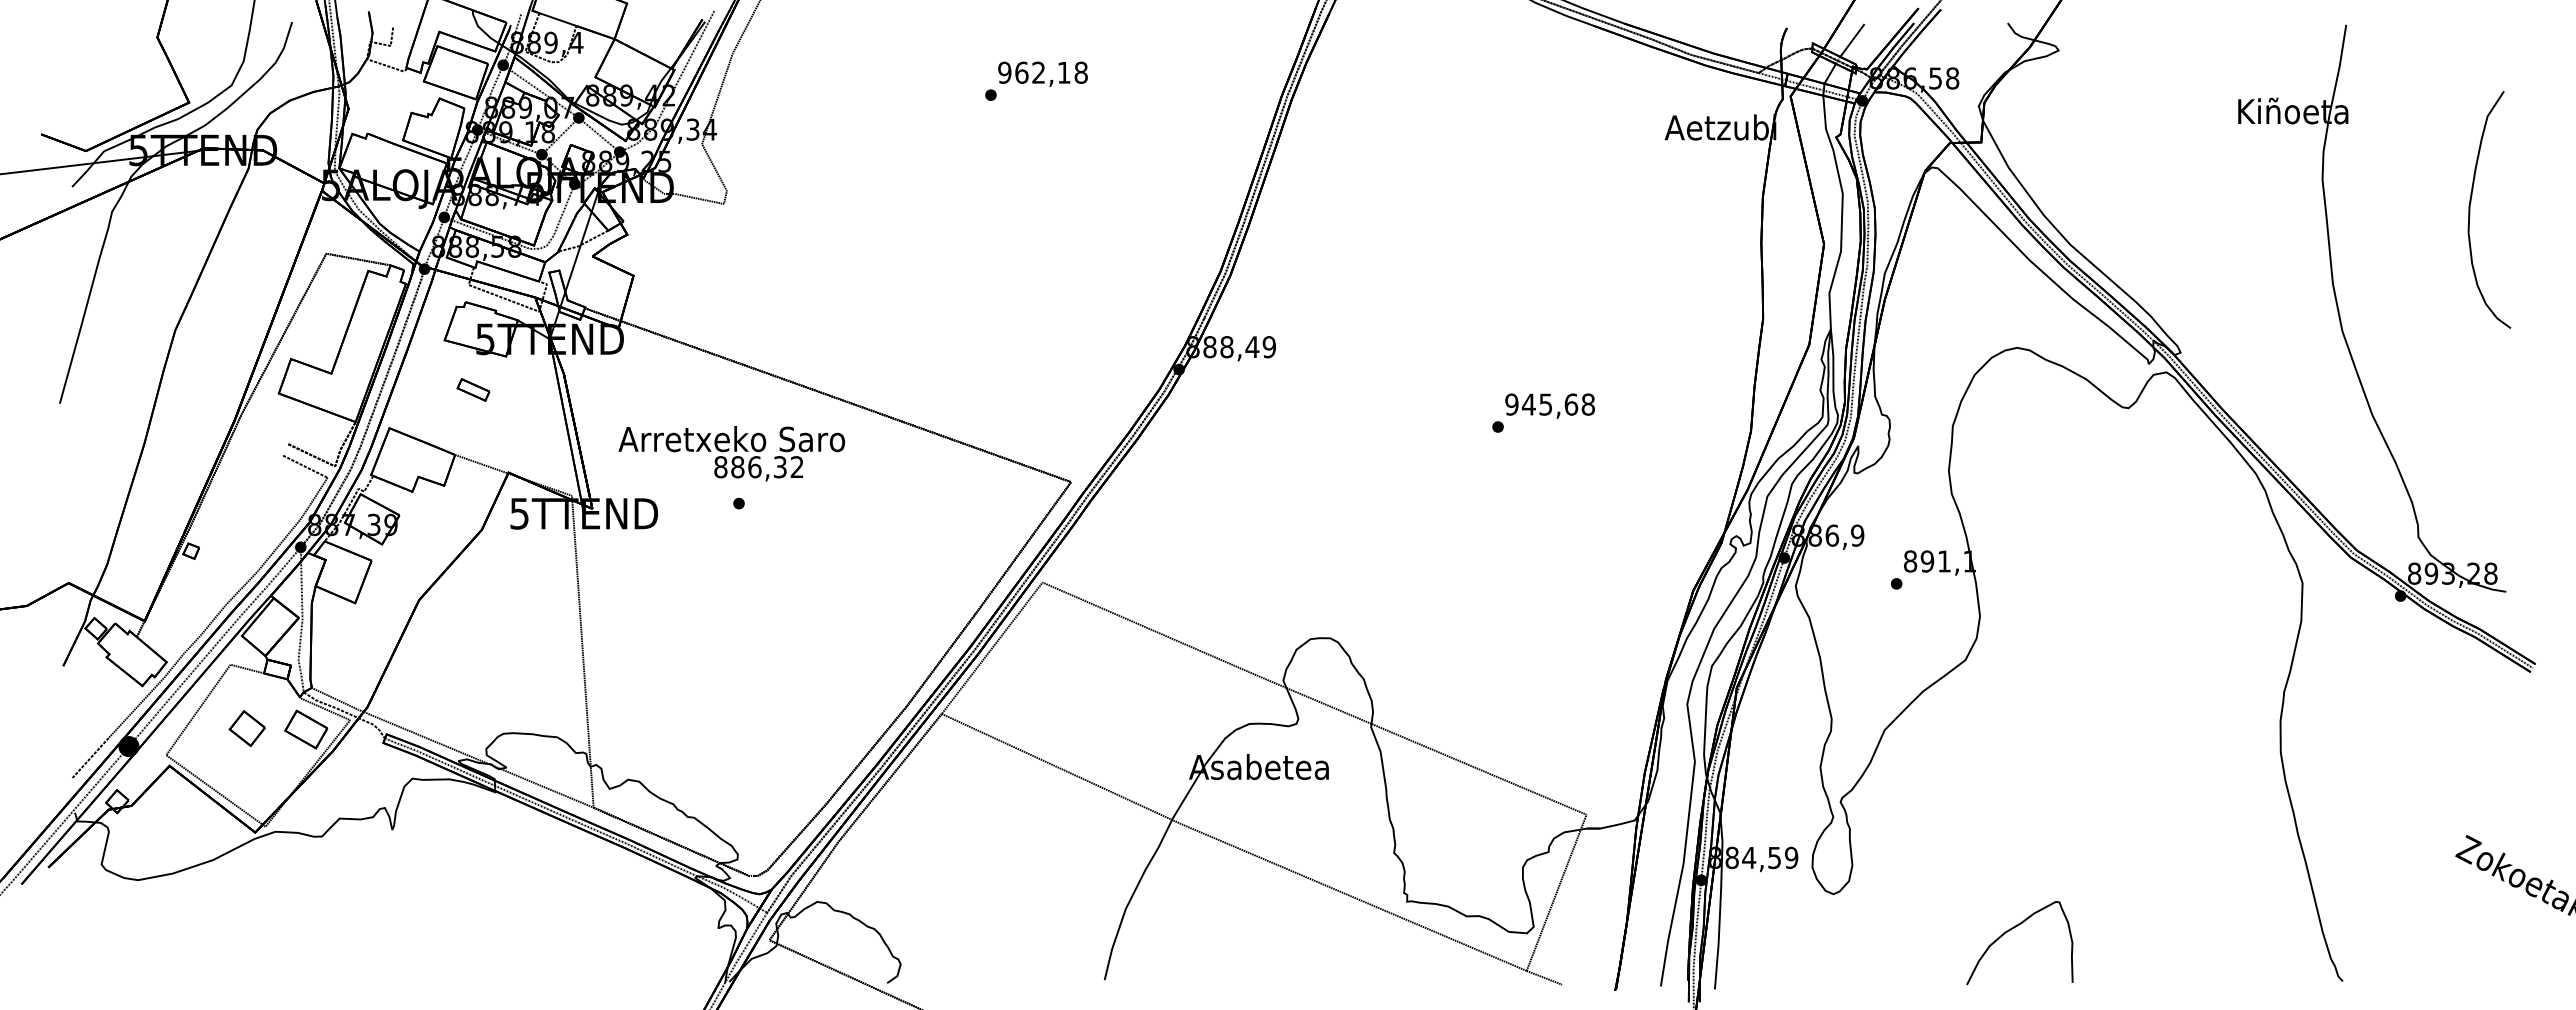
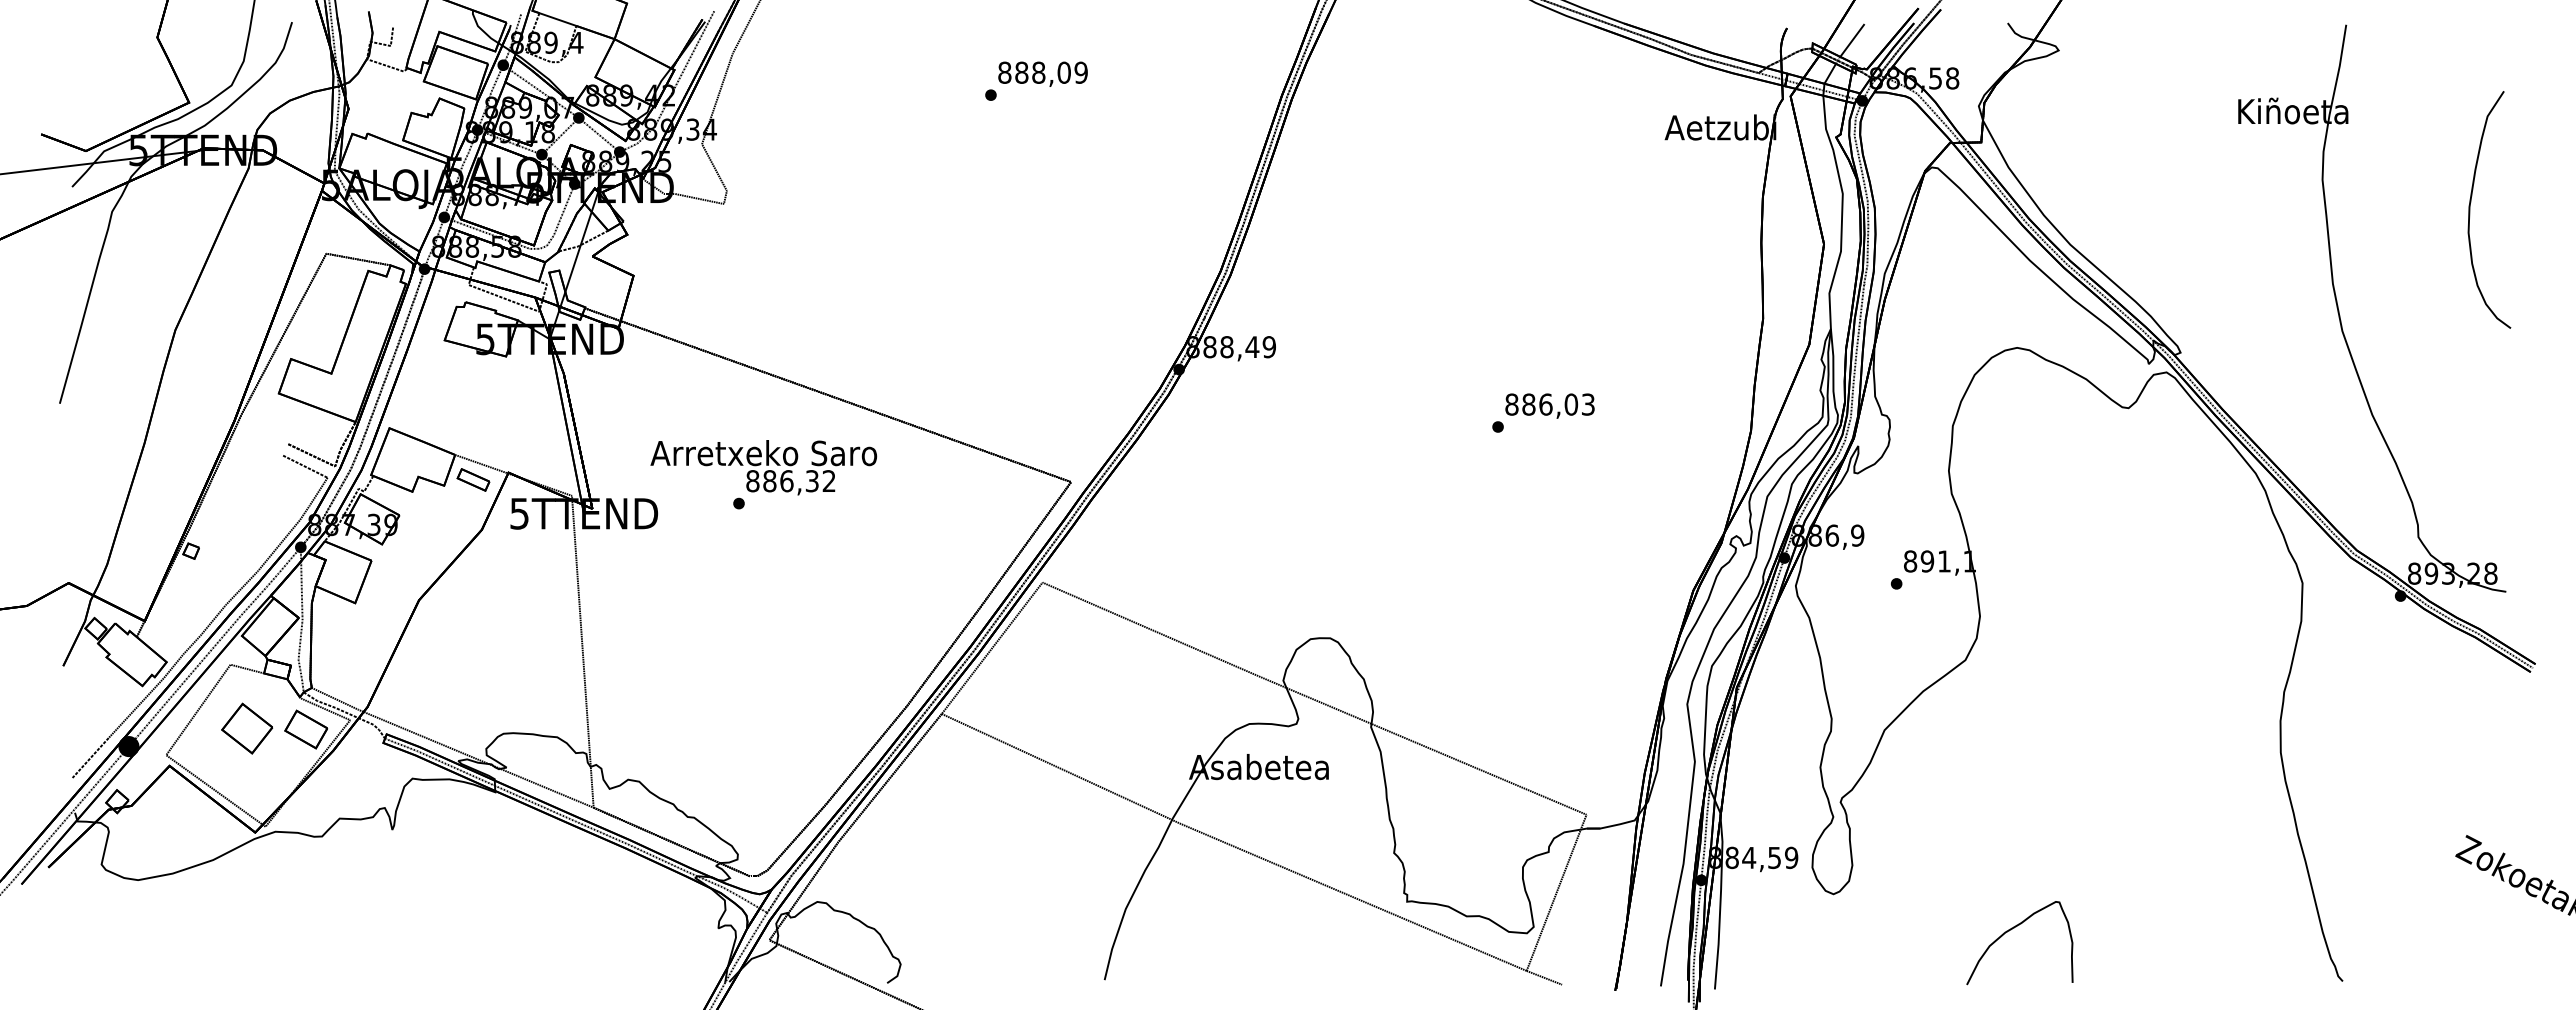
text: 962,18 -> 888,09 (1042, 72)
part position: (473, 389) -> (473, 479) (473, 479)
text: 945,68 -> 886,03 (1549, 404)
text position: (731, 453) -> (763, 467) (763, 467)
part size: 38x37 px -> 53x53 px (247, 728)
